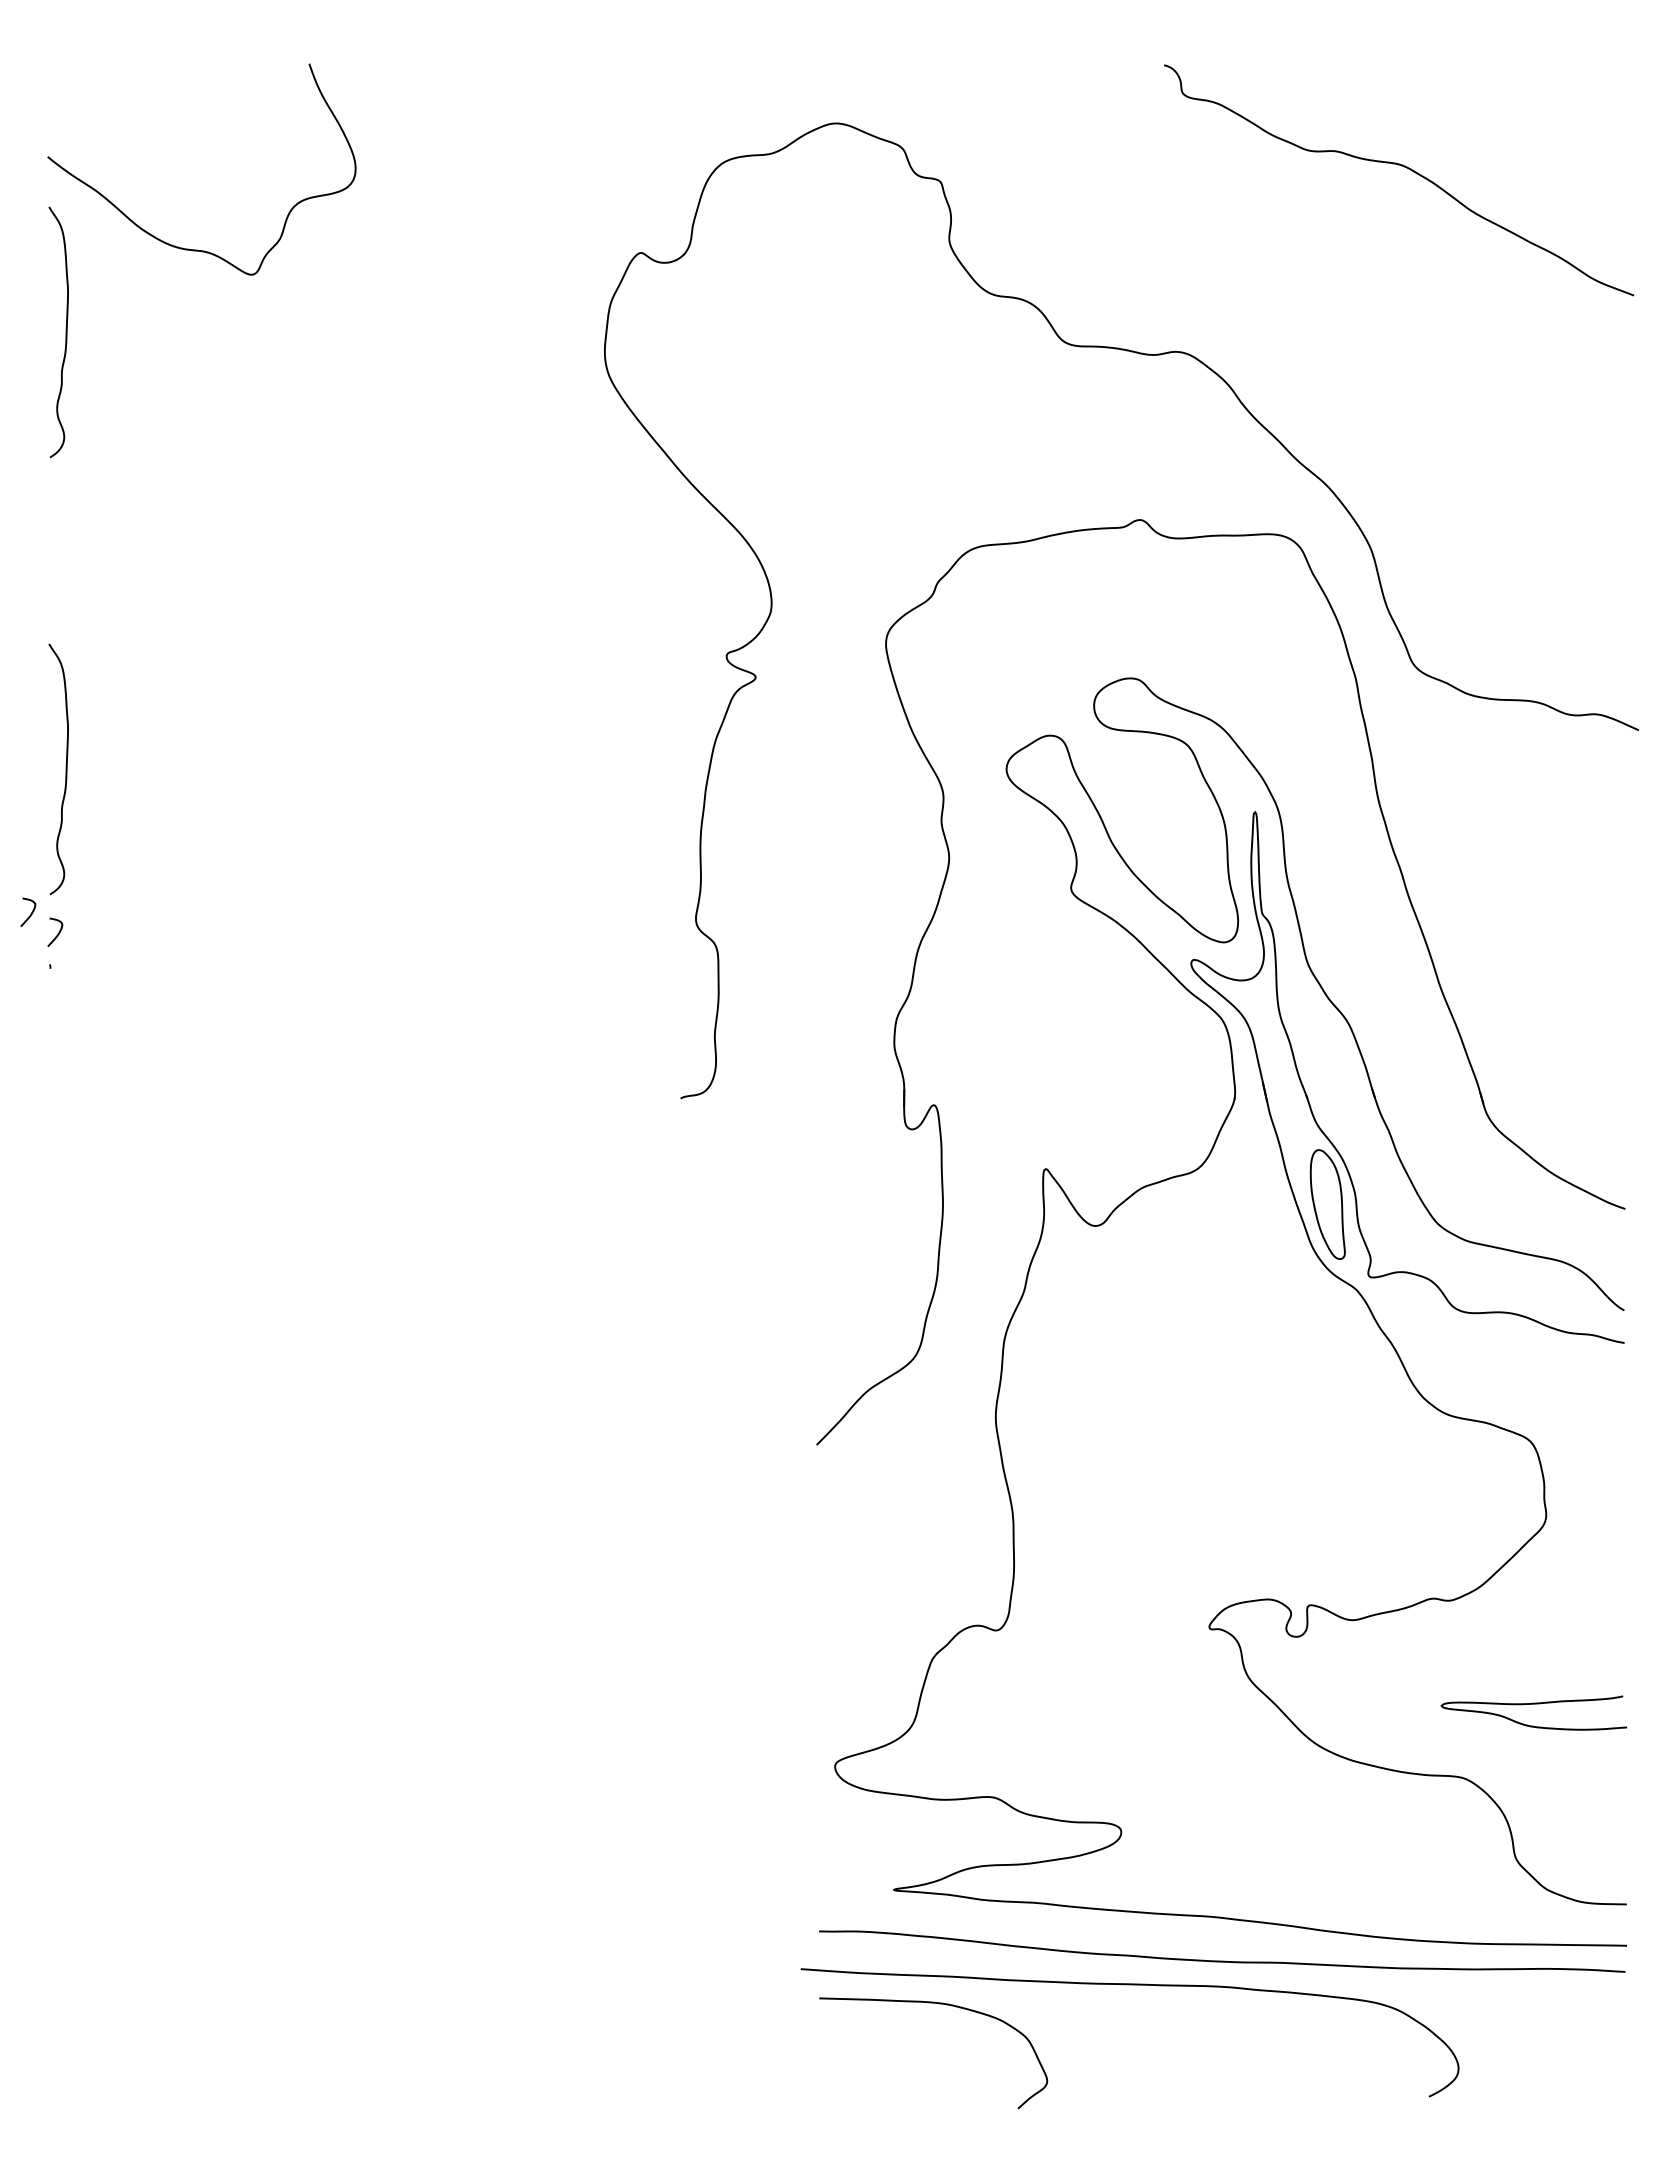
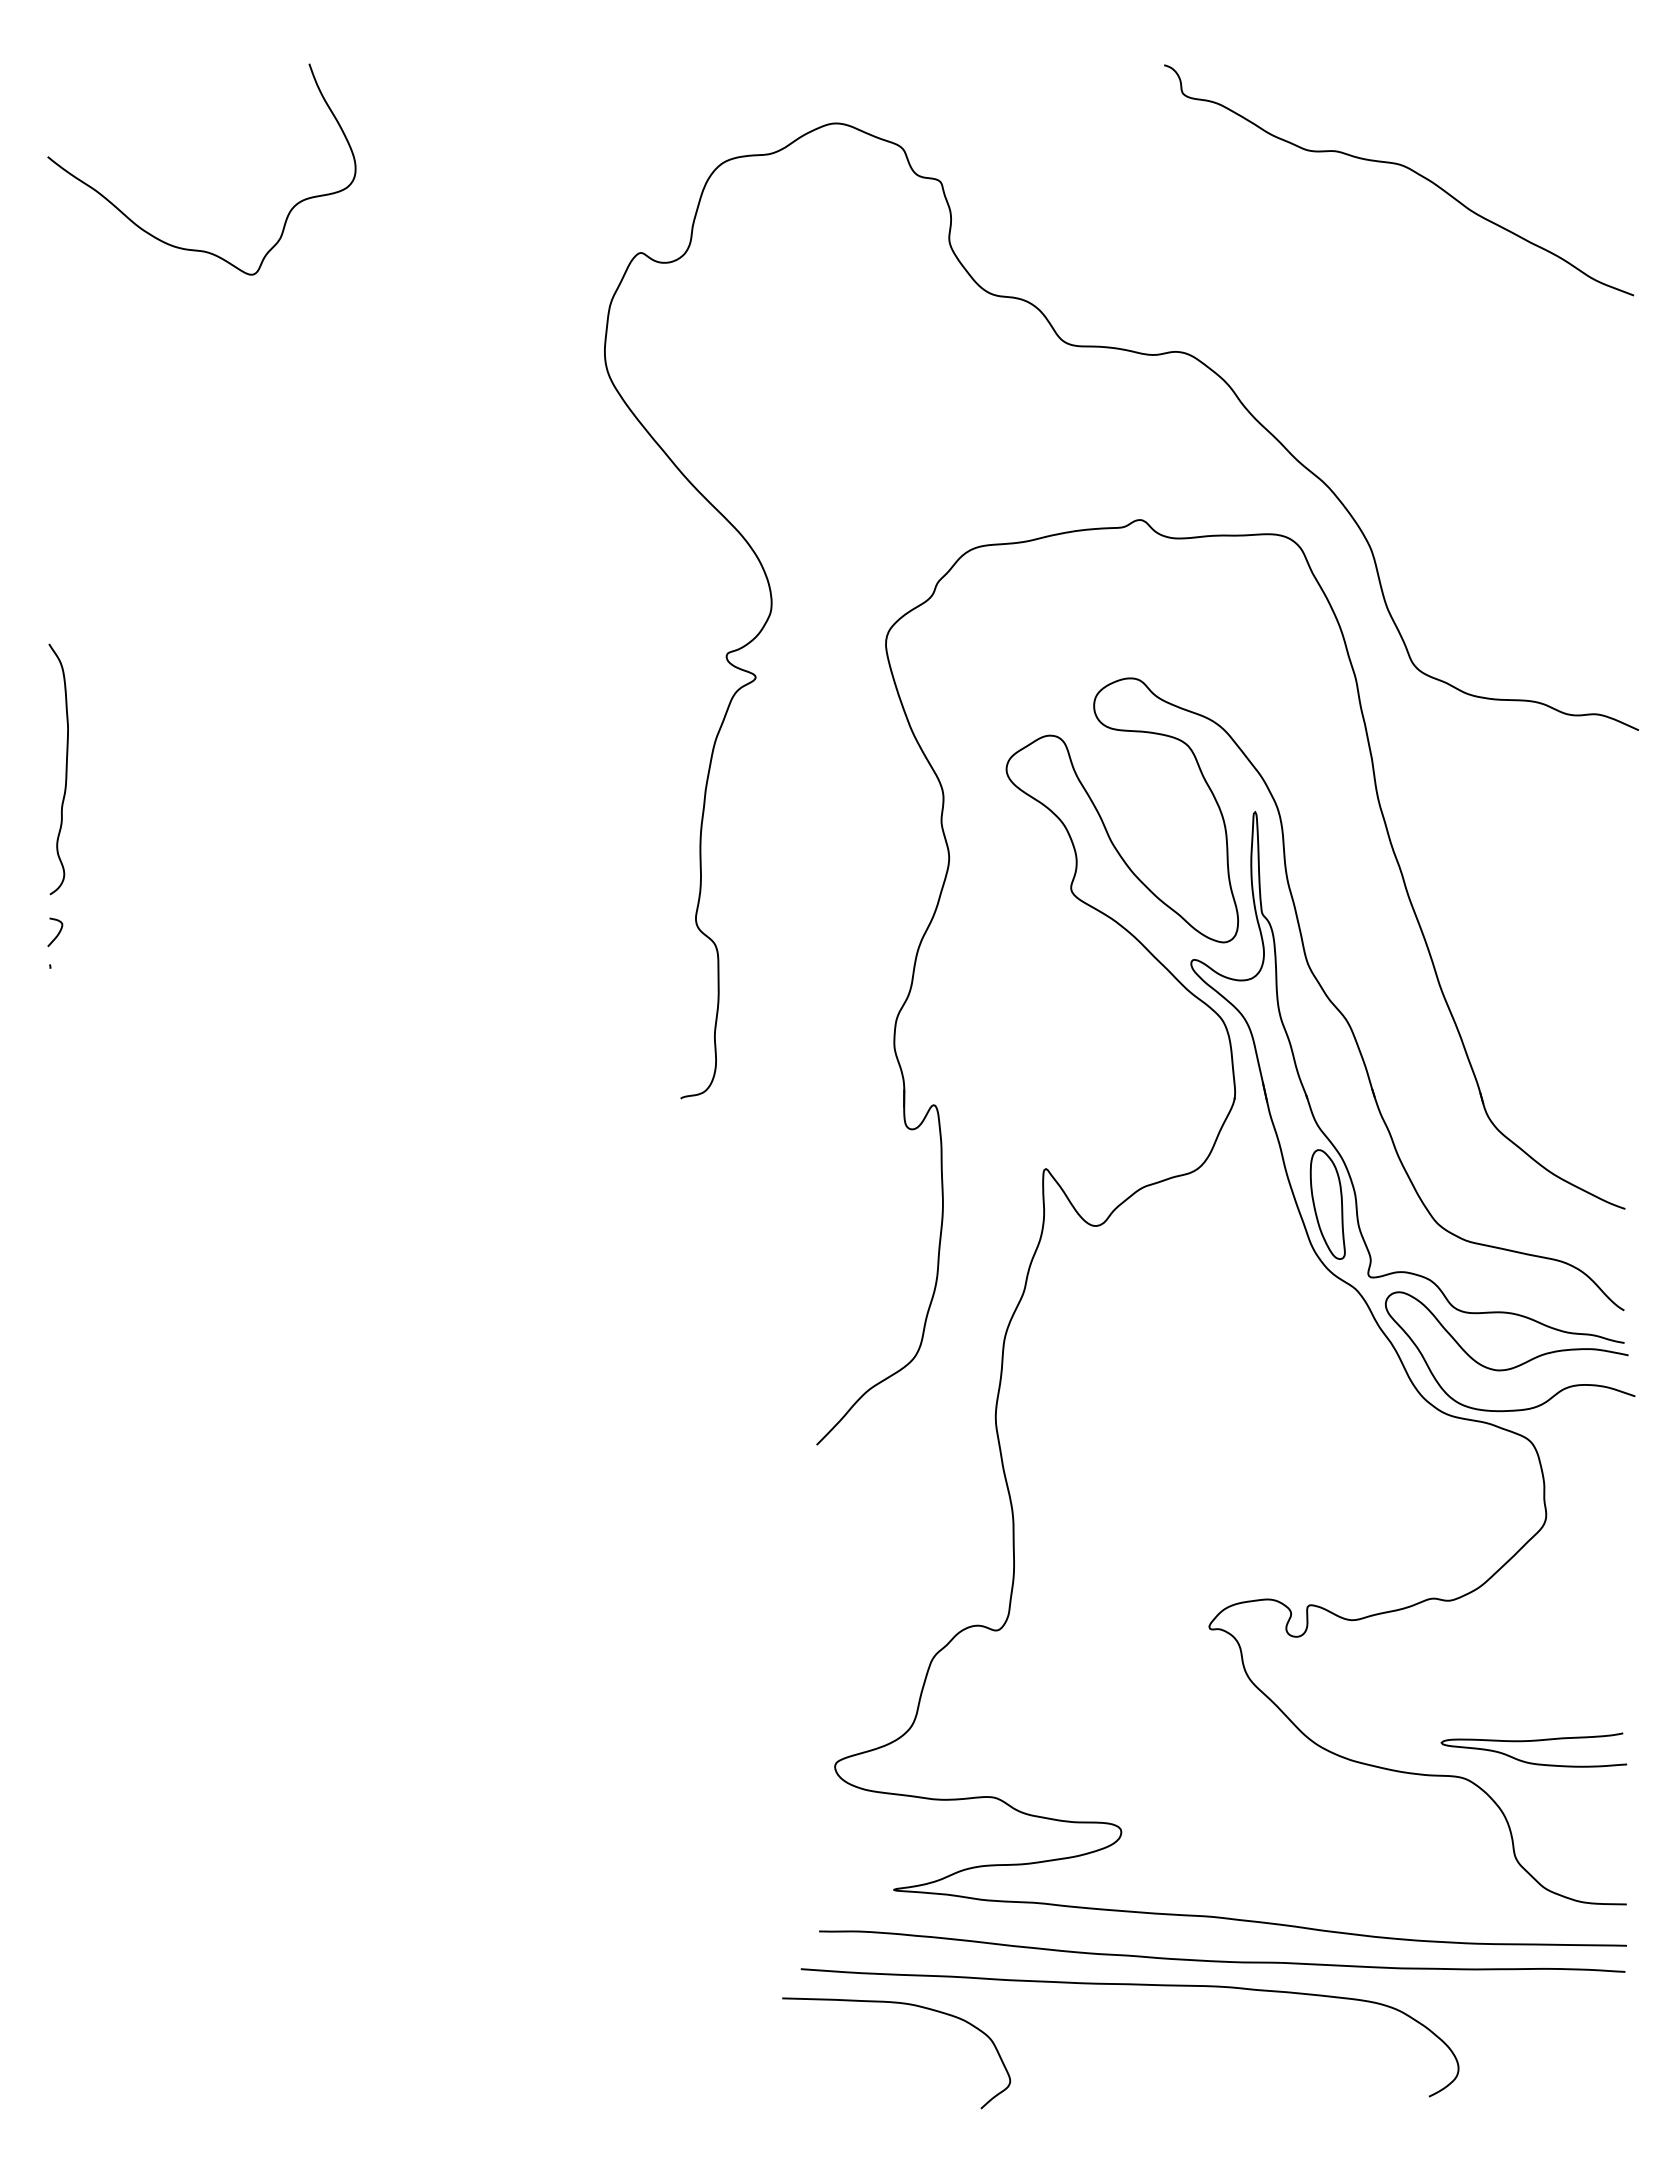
curve: present -> none (65, 332)
curve: present -> none (30, 913)
curve: none -> present (1516, 1365)
curve position: (1533, 1704) -> (1533, 1741) (1533, 1741)
curve position: (938, 2004) -> (901, 2004) (901, 2004)
